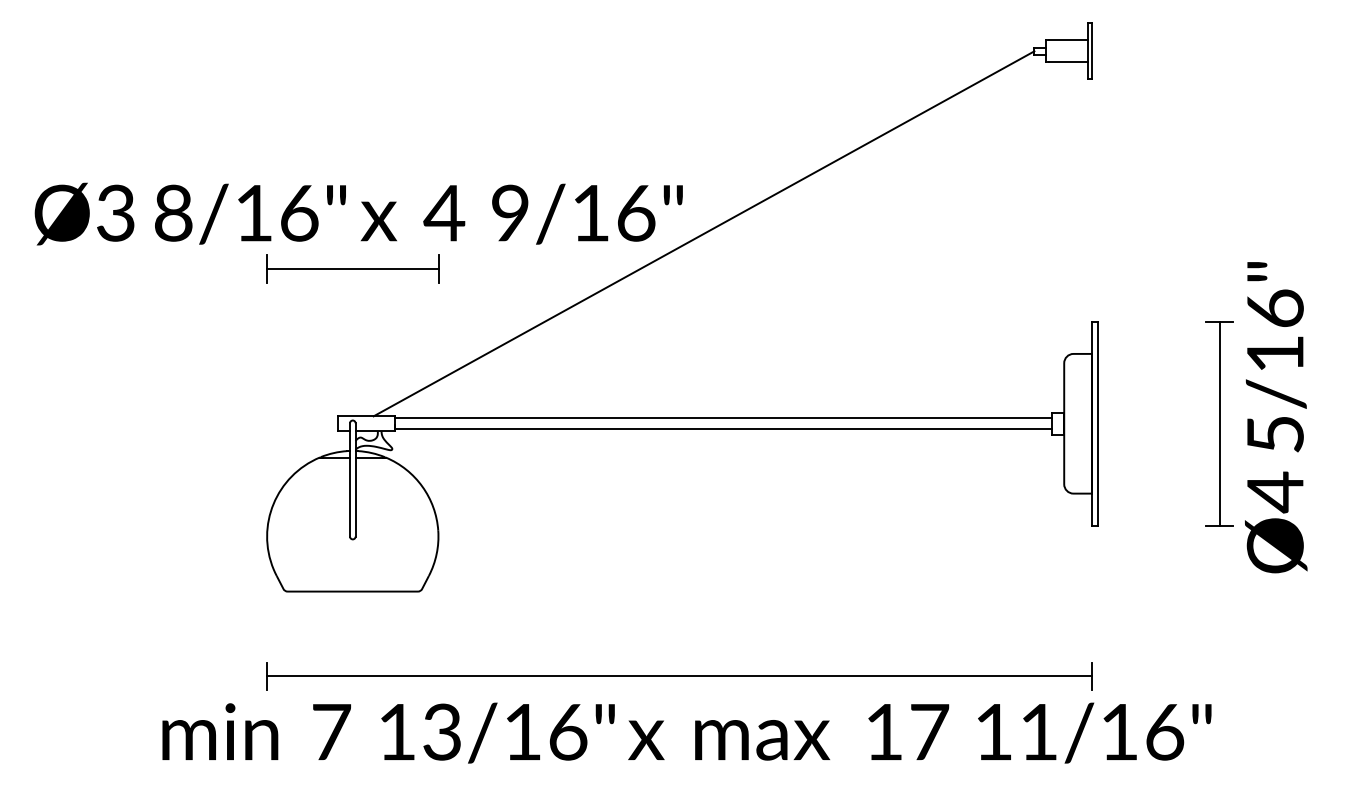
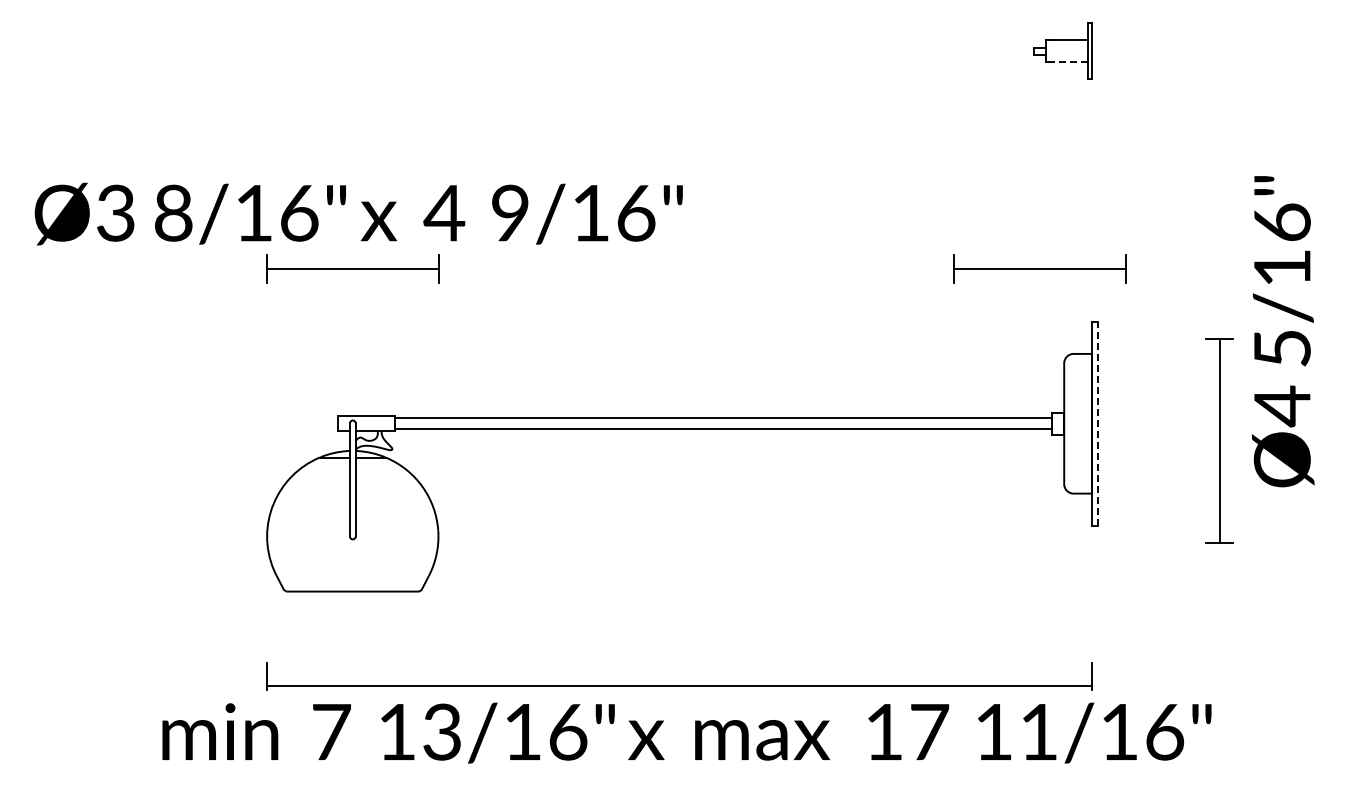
line: solid -> dashed (1068, 62)
line: present -> none (703, 233)
part: none -> present (1039, 268)
text position: (1276, 417) -> (1283, 331) (1283, 331)
line: solid -> dashed (1097, 423)
part position: (1219, 423) -> (1219, 440) (1219, 440)
line position: (679, 676) -> (679, 686) (679, 686)
